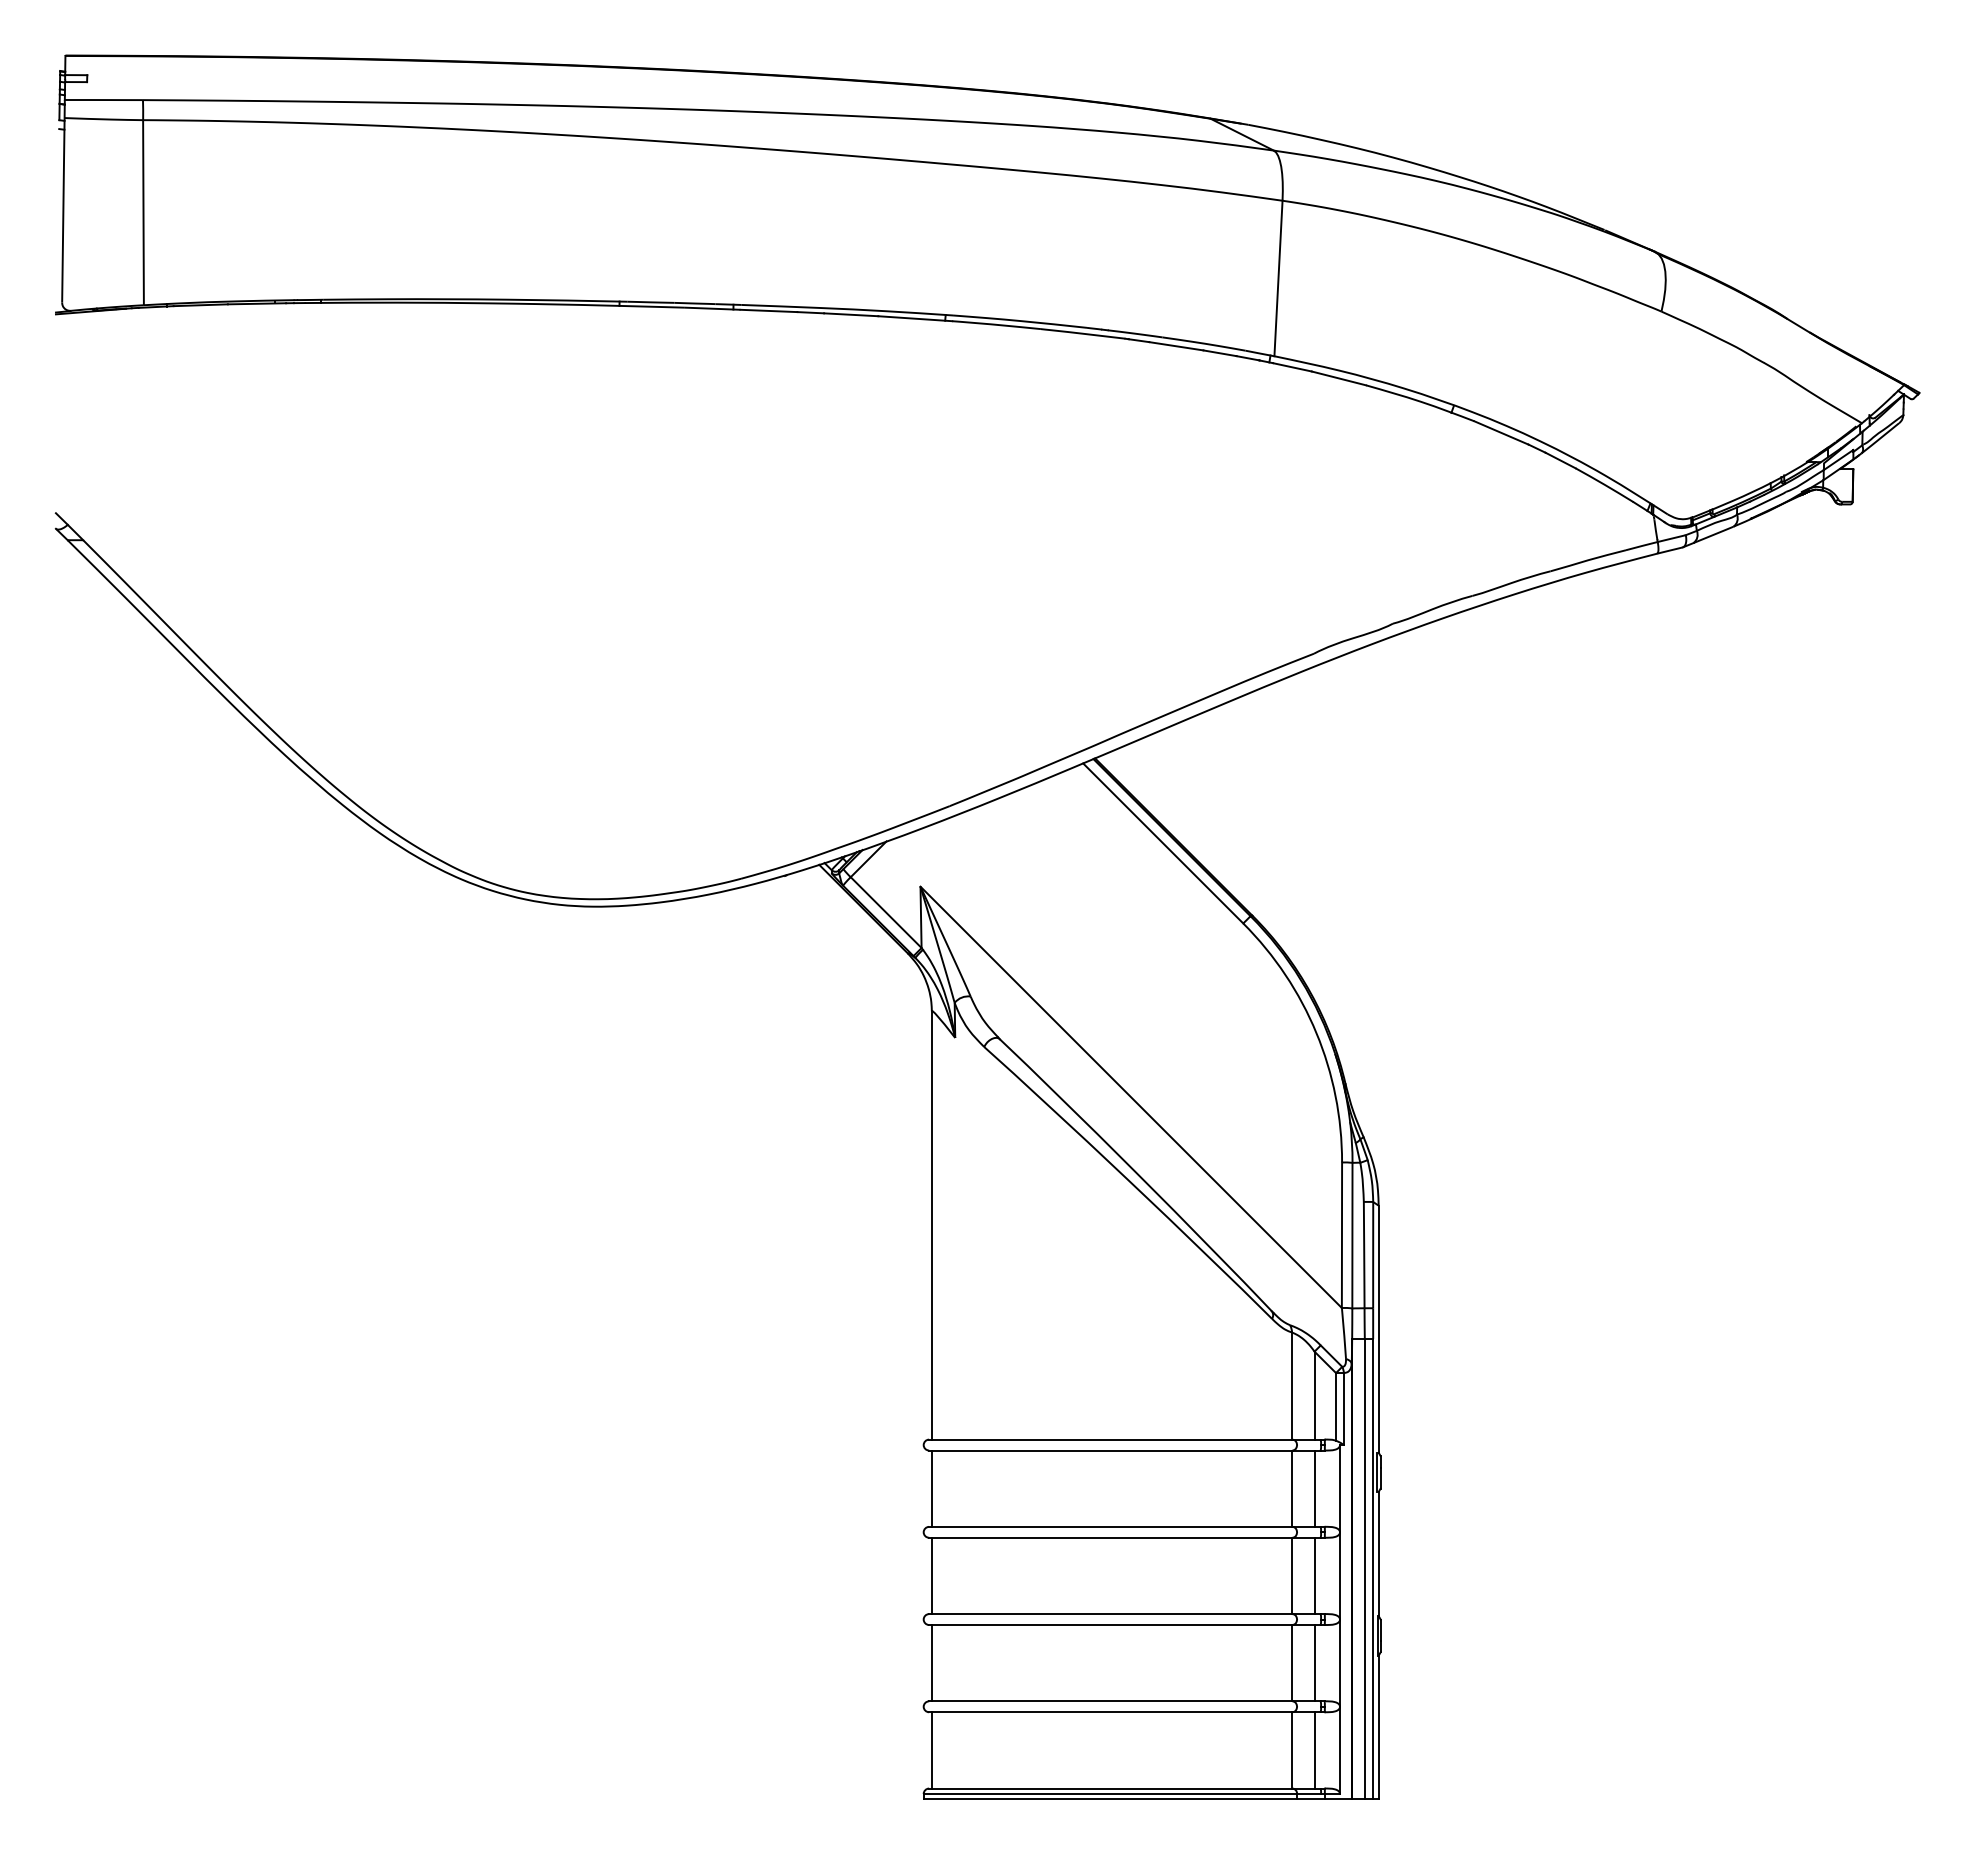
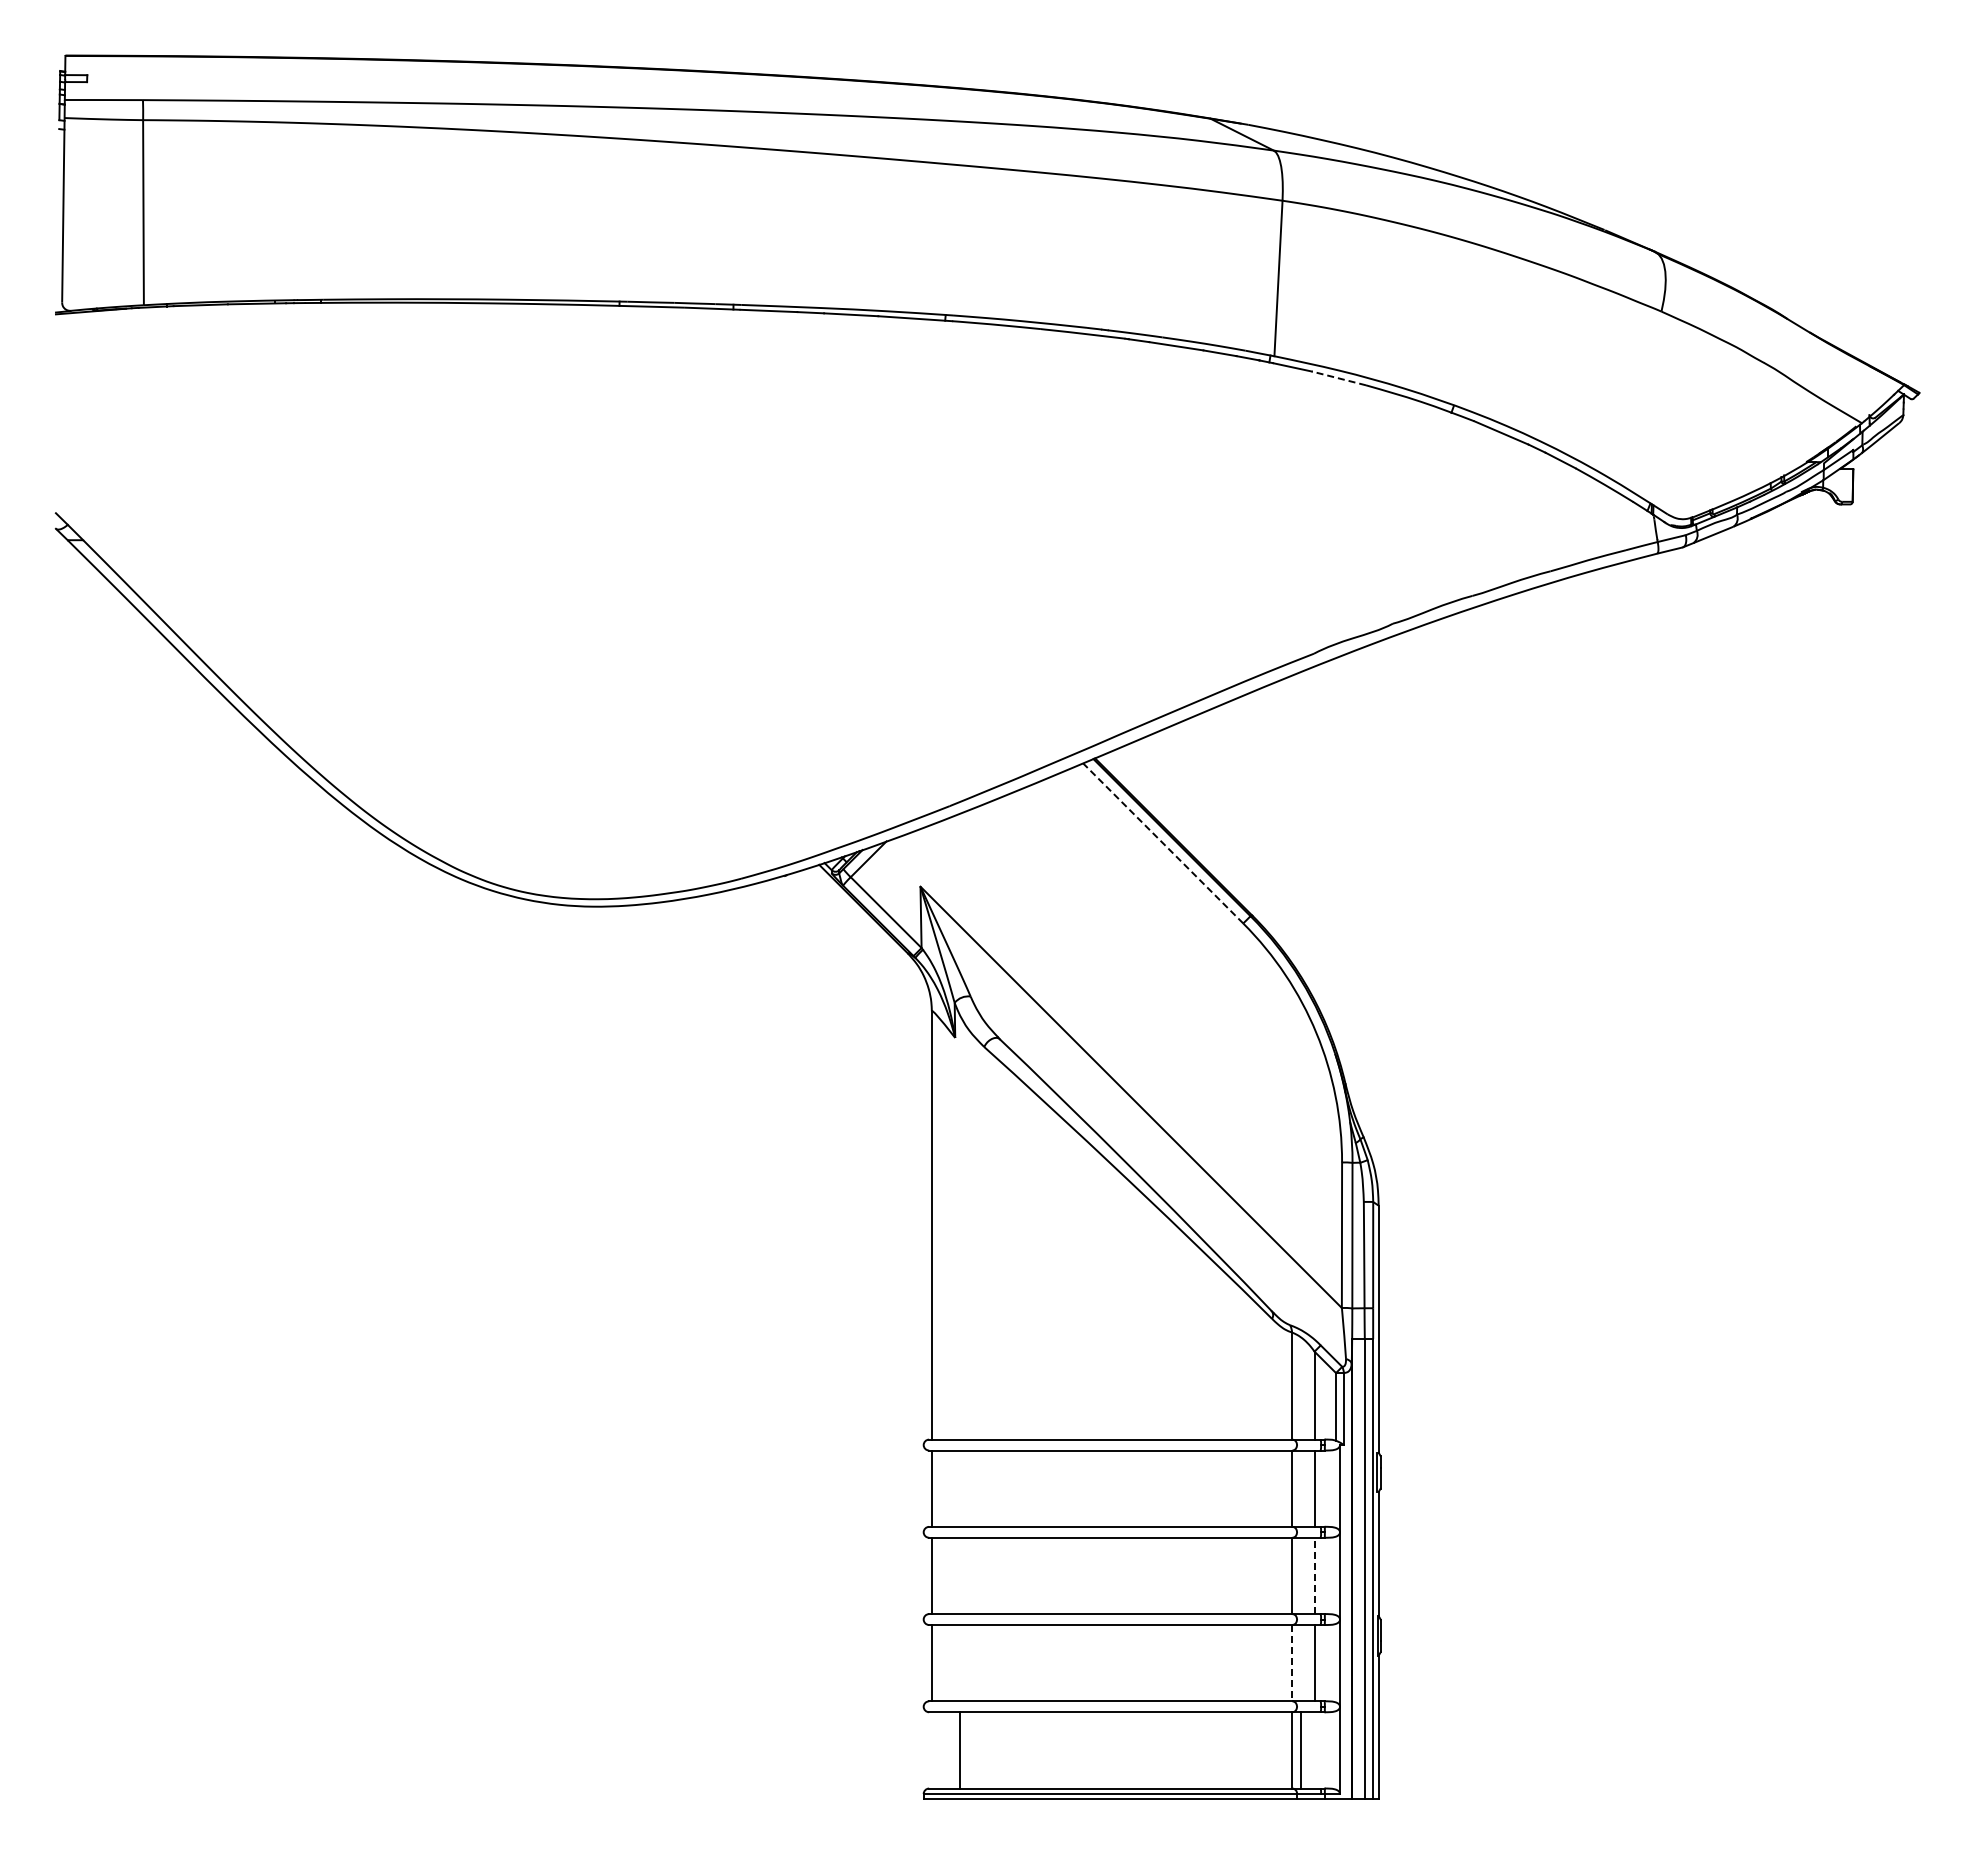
line: solid -> dashed (1338, 378)
line: solid -> dashed (1162, 843)
line: solid -> dashed (1314, 1575)
line: solid -> dashed (1291, 1663)
line position: (931, 1750) -> (959, 1750) (959, 1750)
line position: (1314, 1750) -> (1300, 1750) (1300, 1750)
